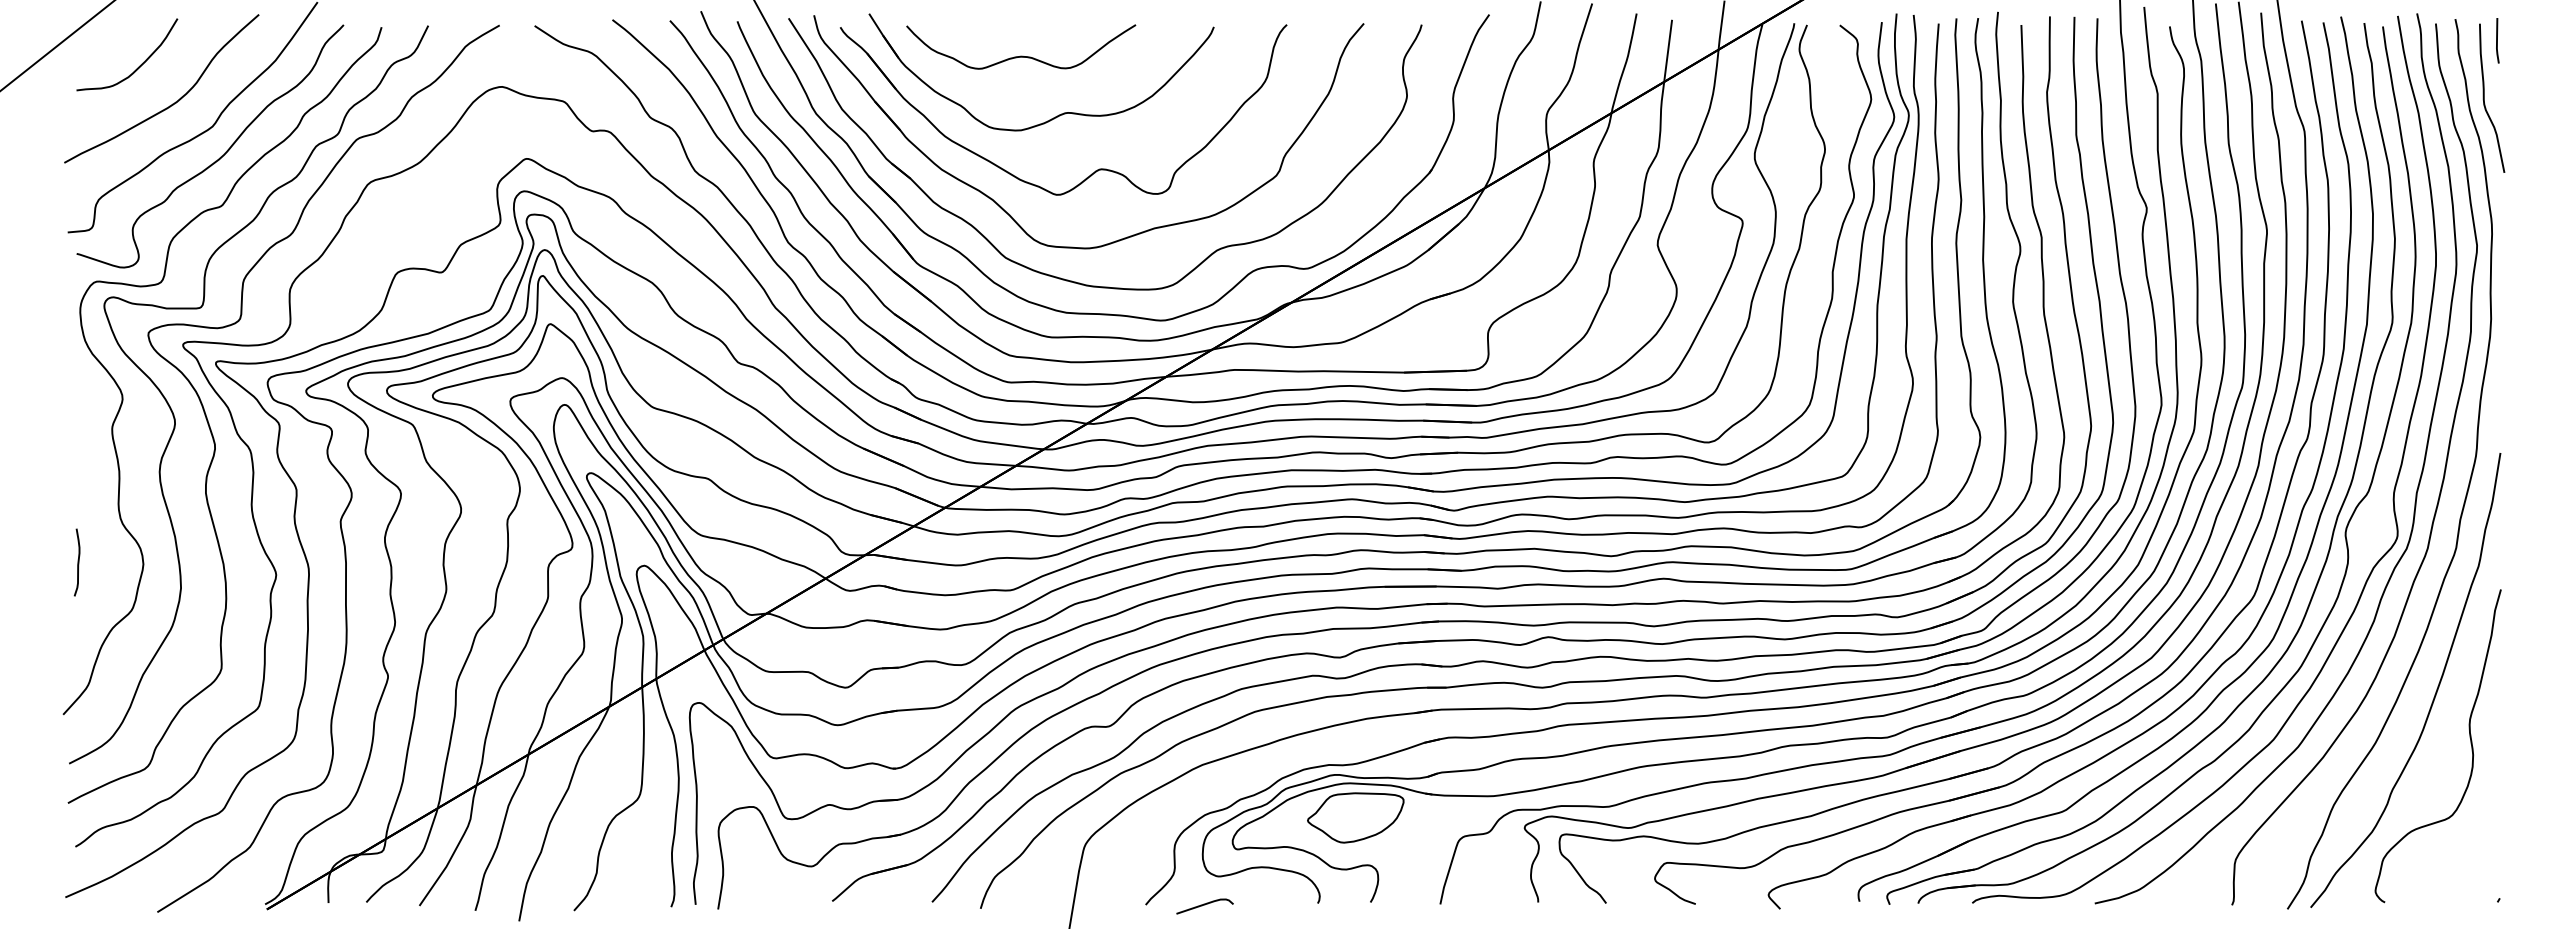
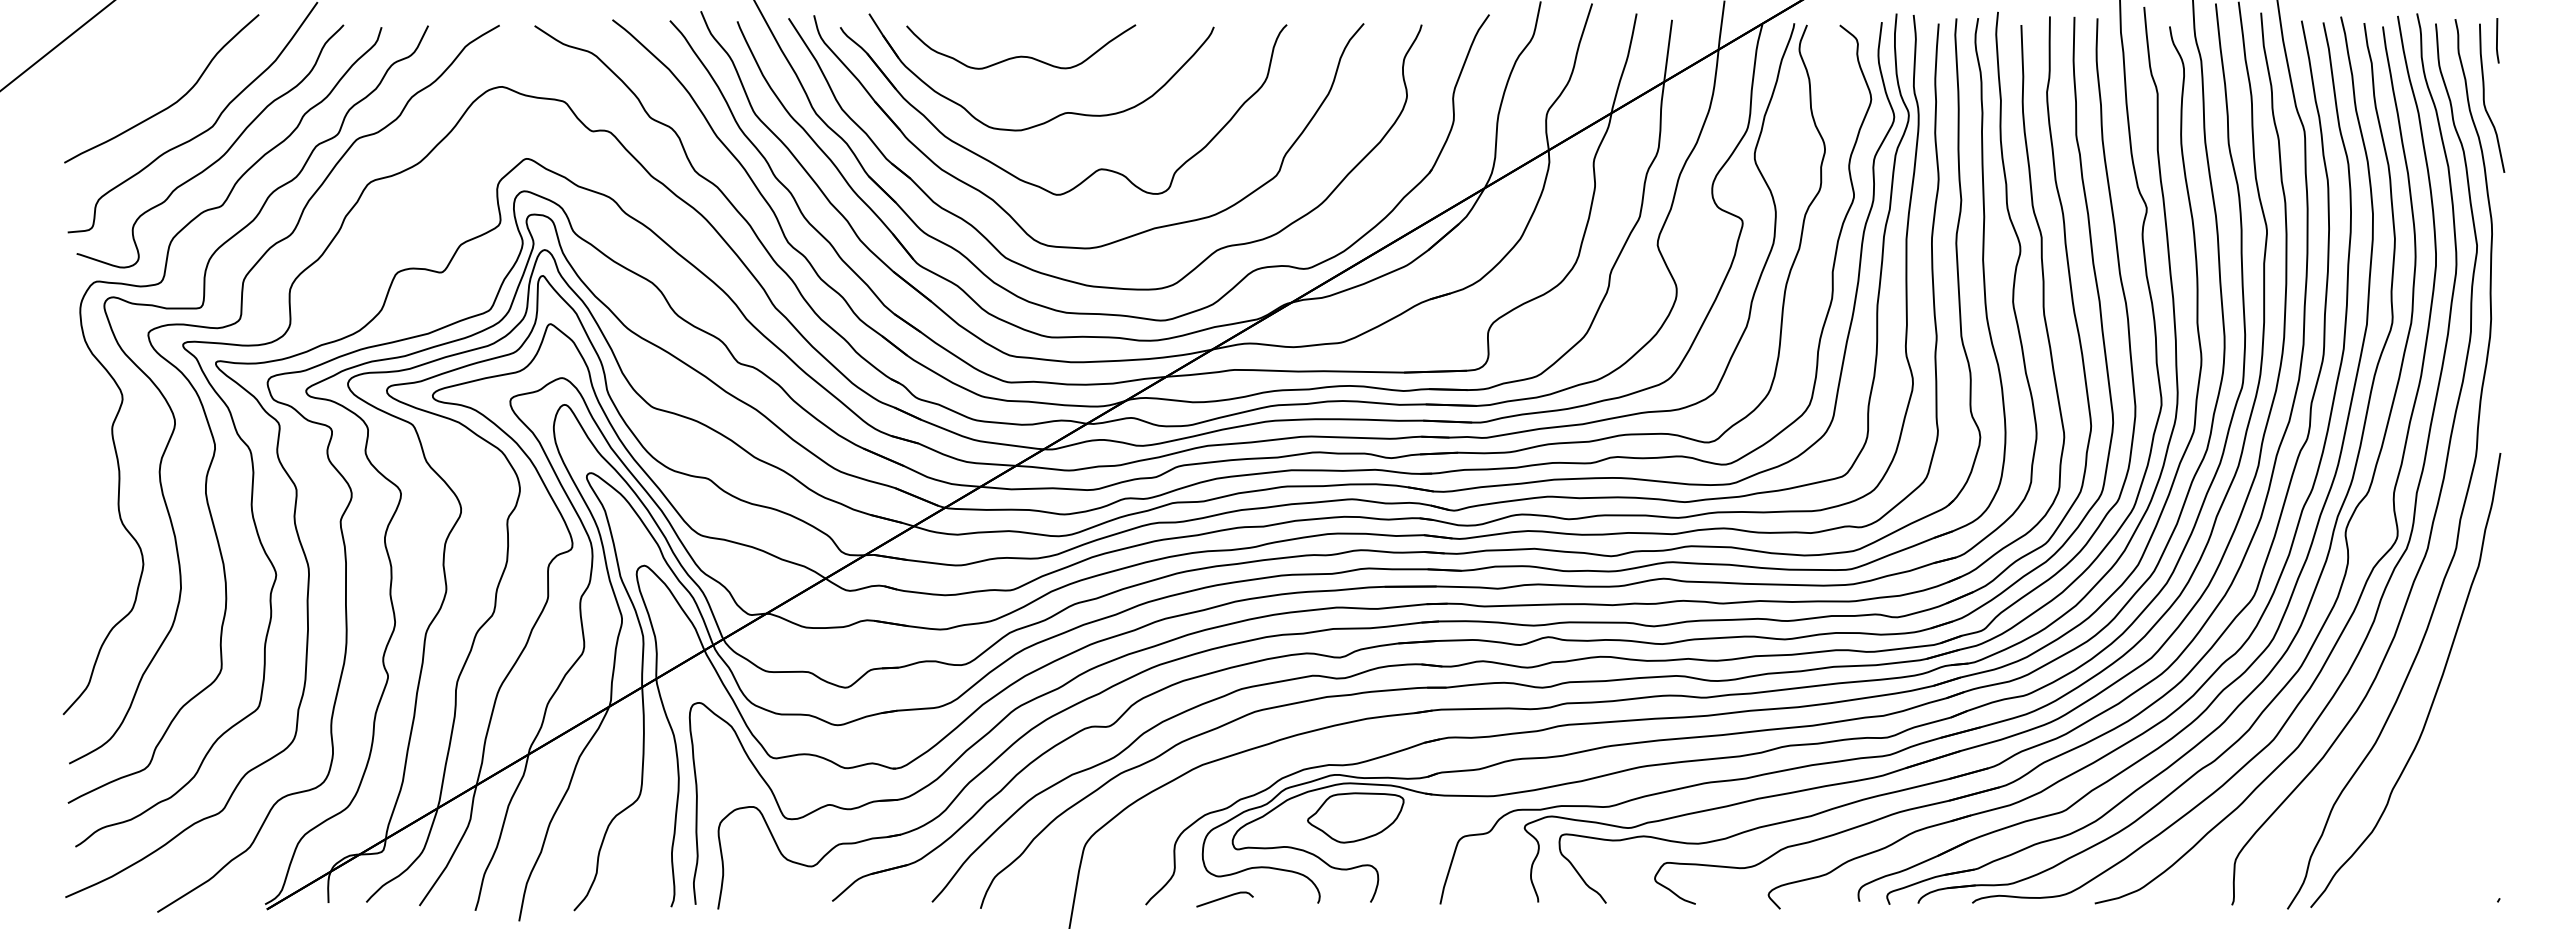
curve: present -> none (139, 65)
curve: present -> none (77, 562)
curve: present -> none (2470, 743)
curve position: (1204, 905) -> (1224, 898) (1224, 898)
